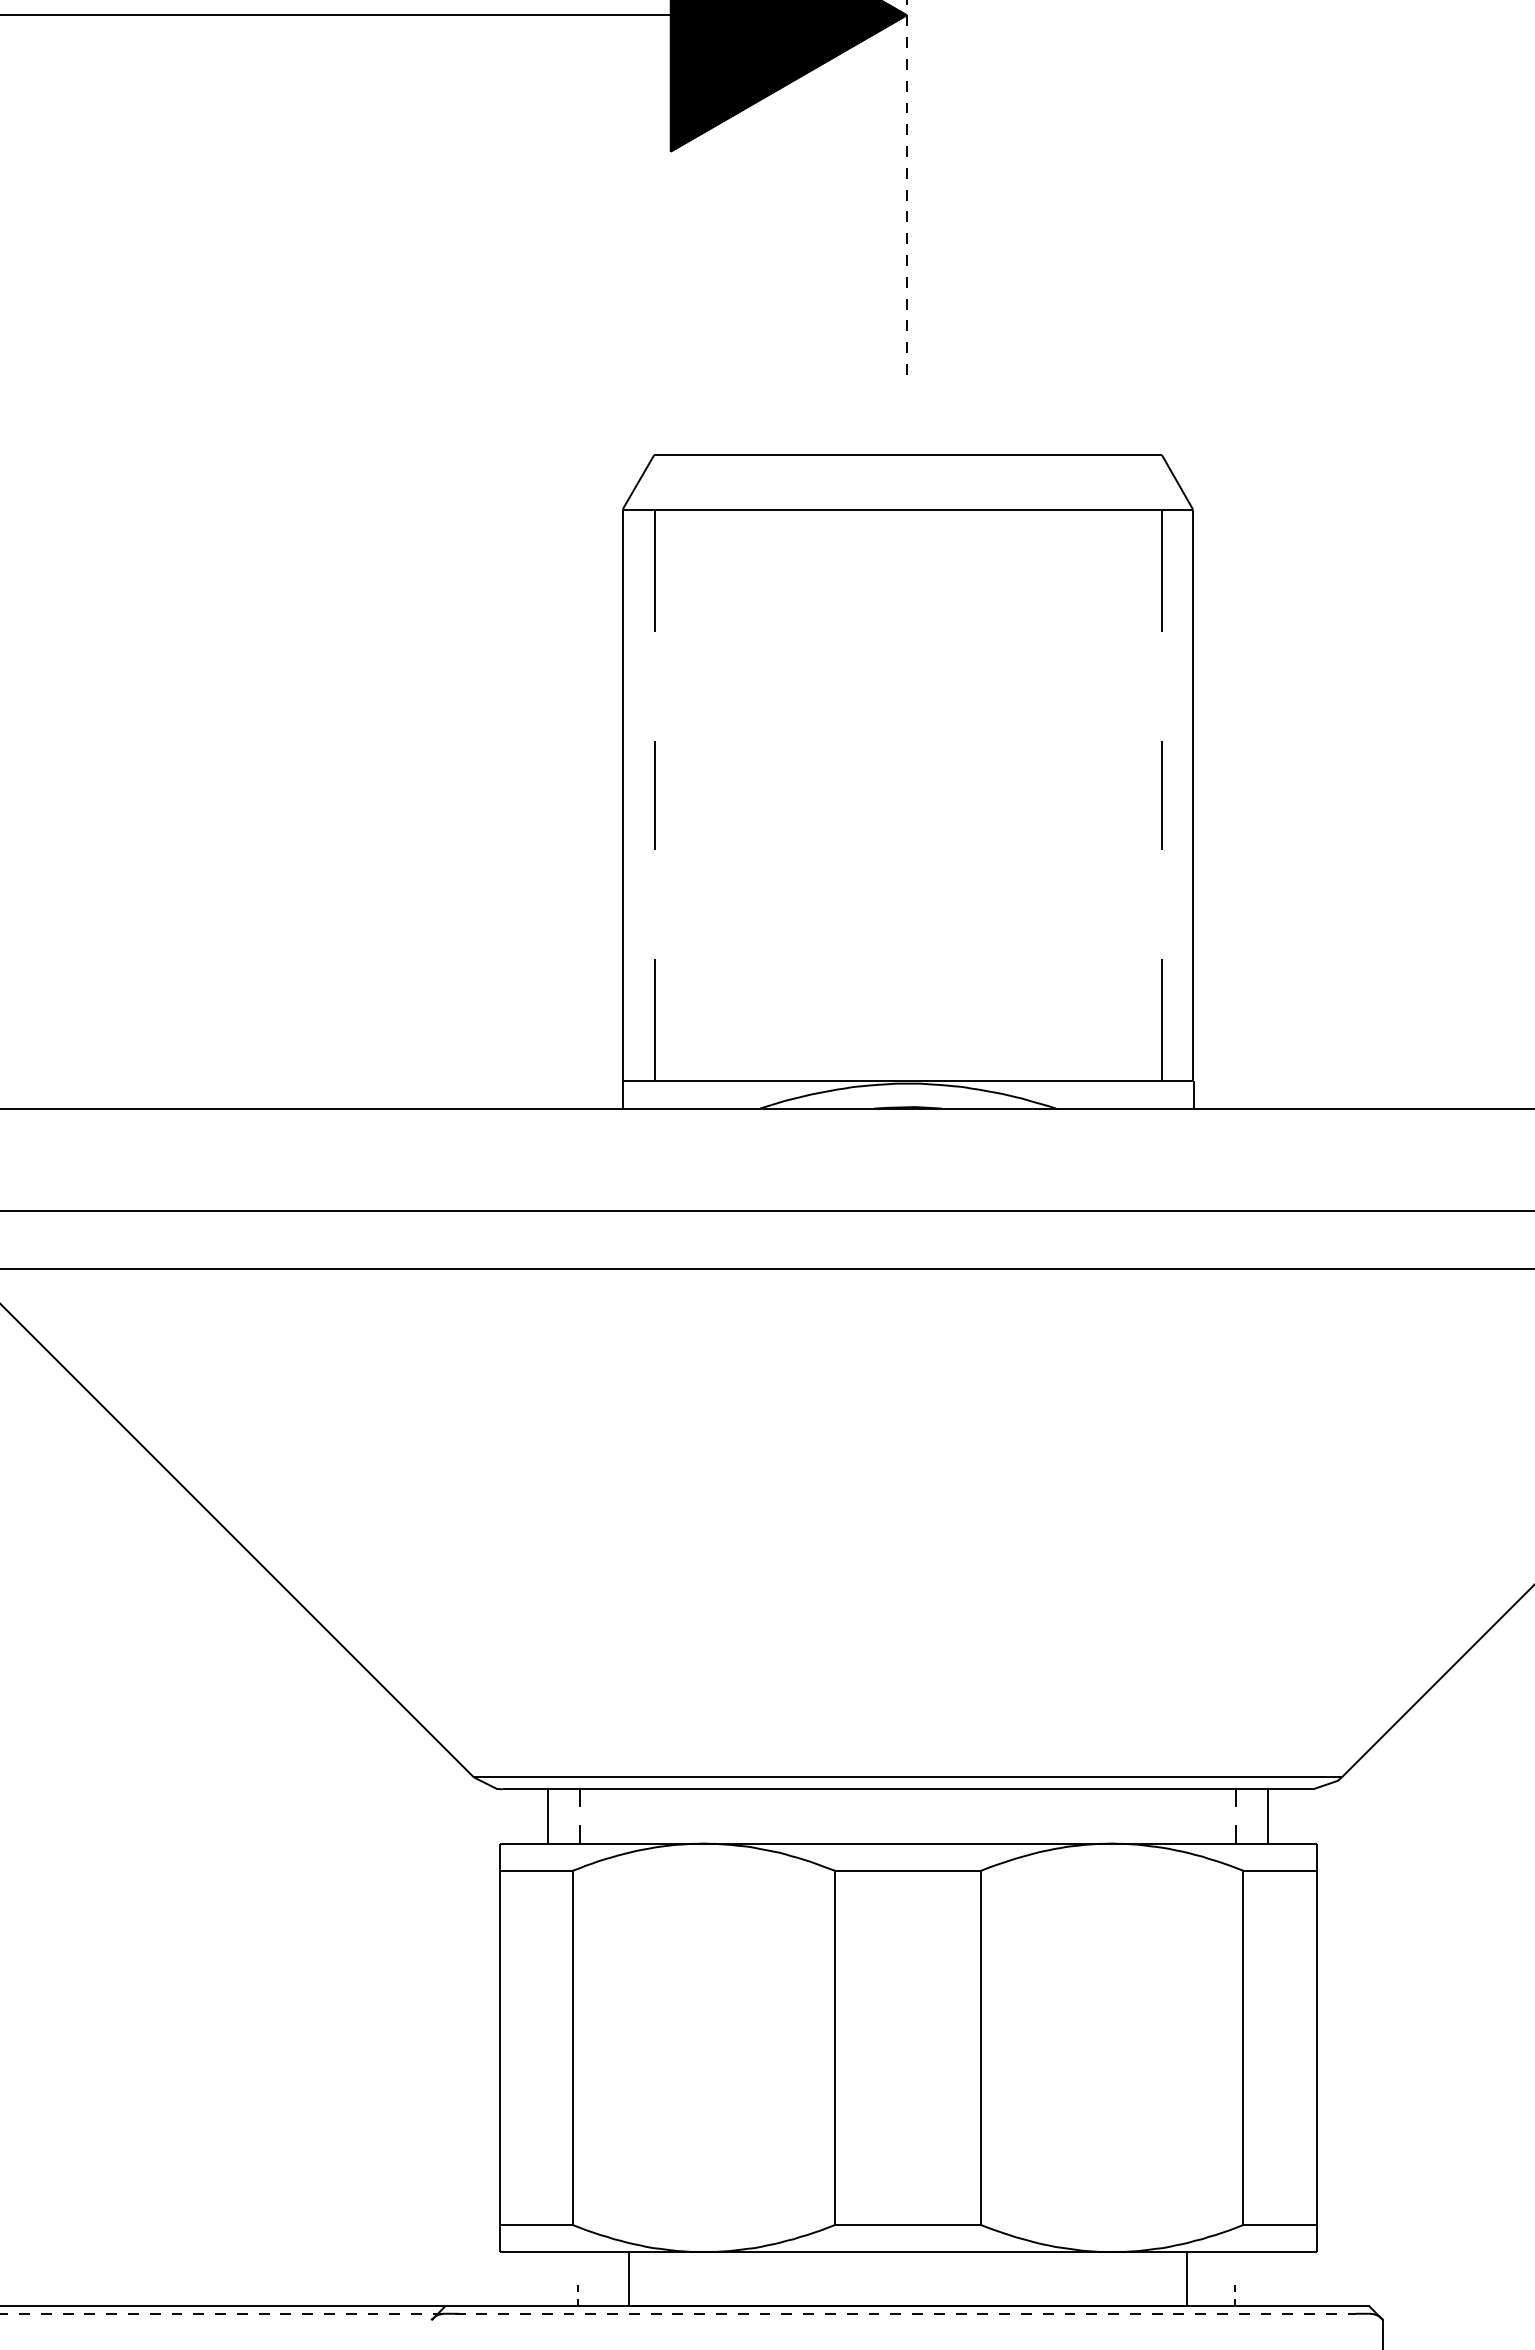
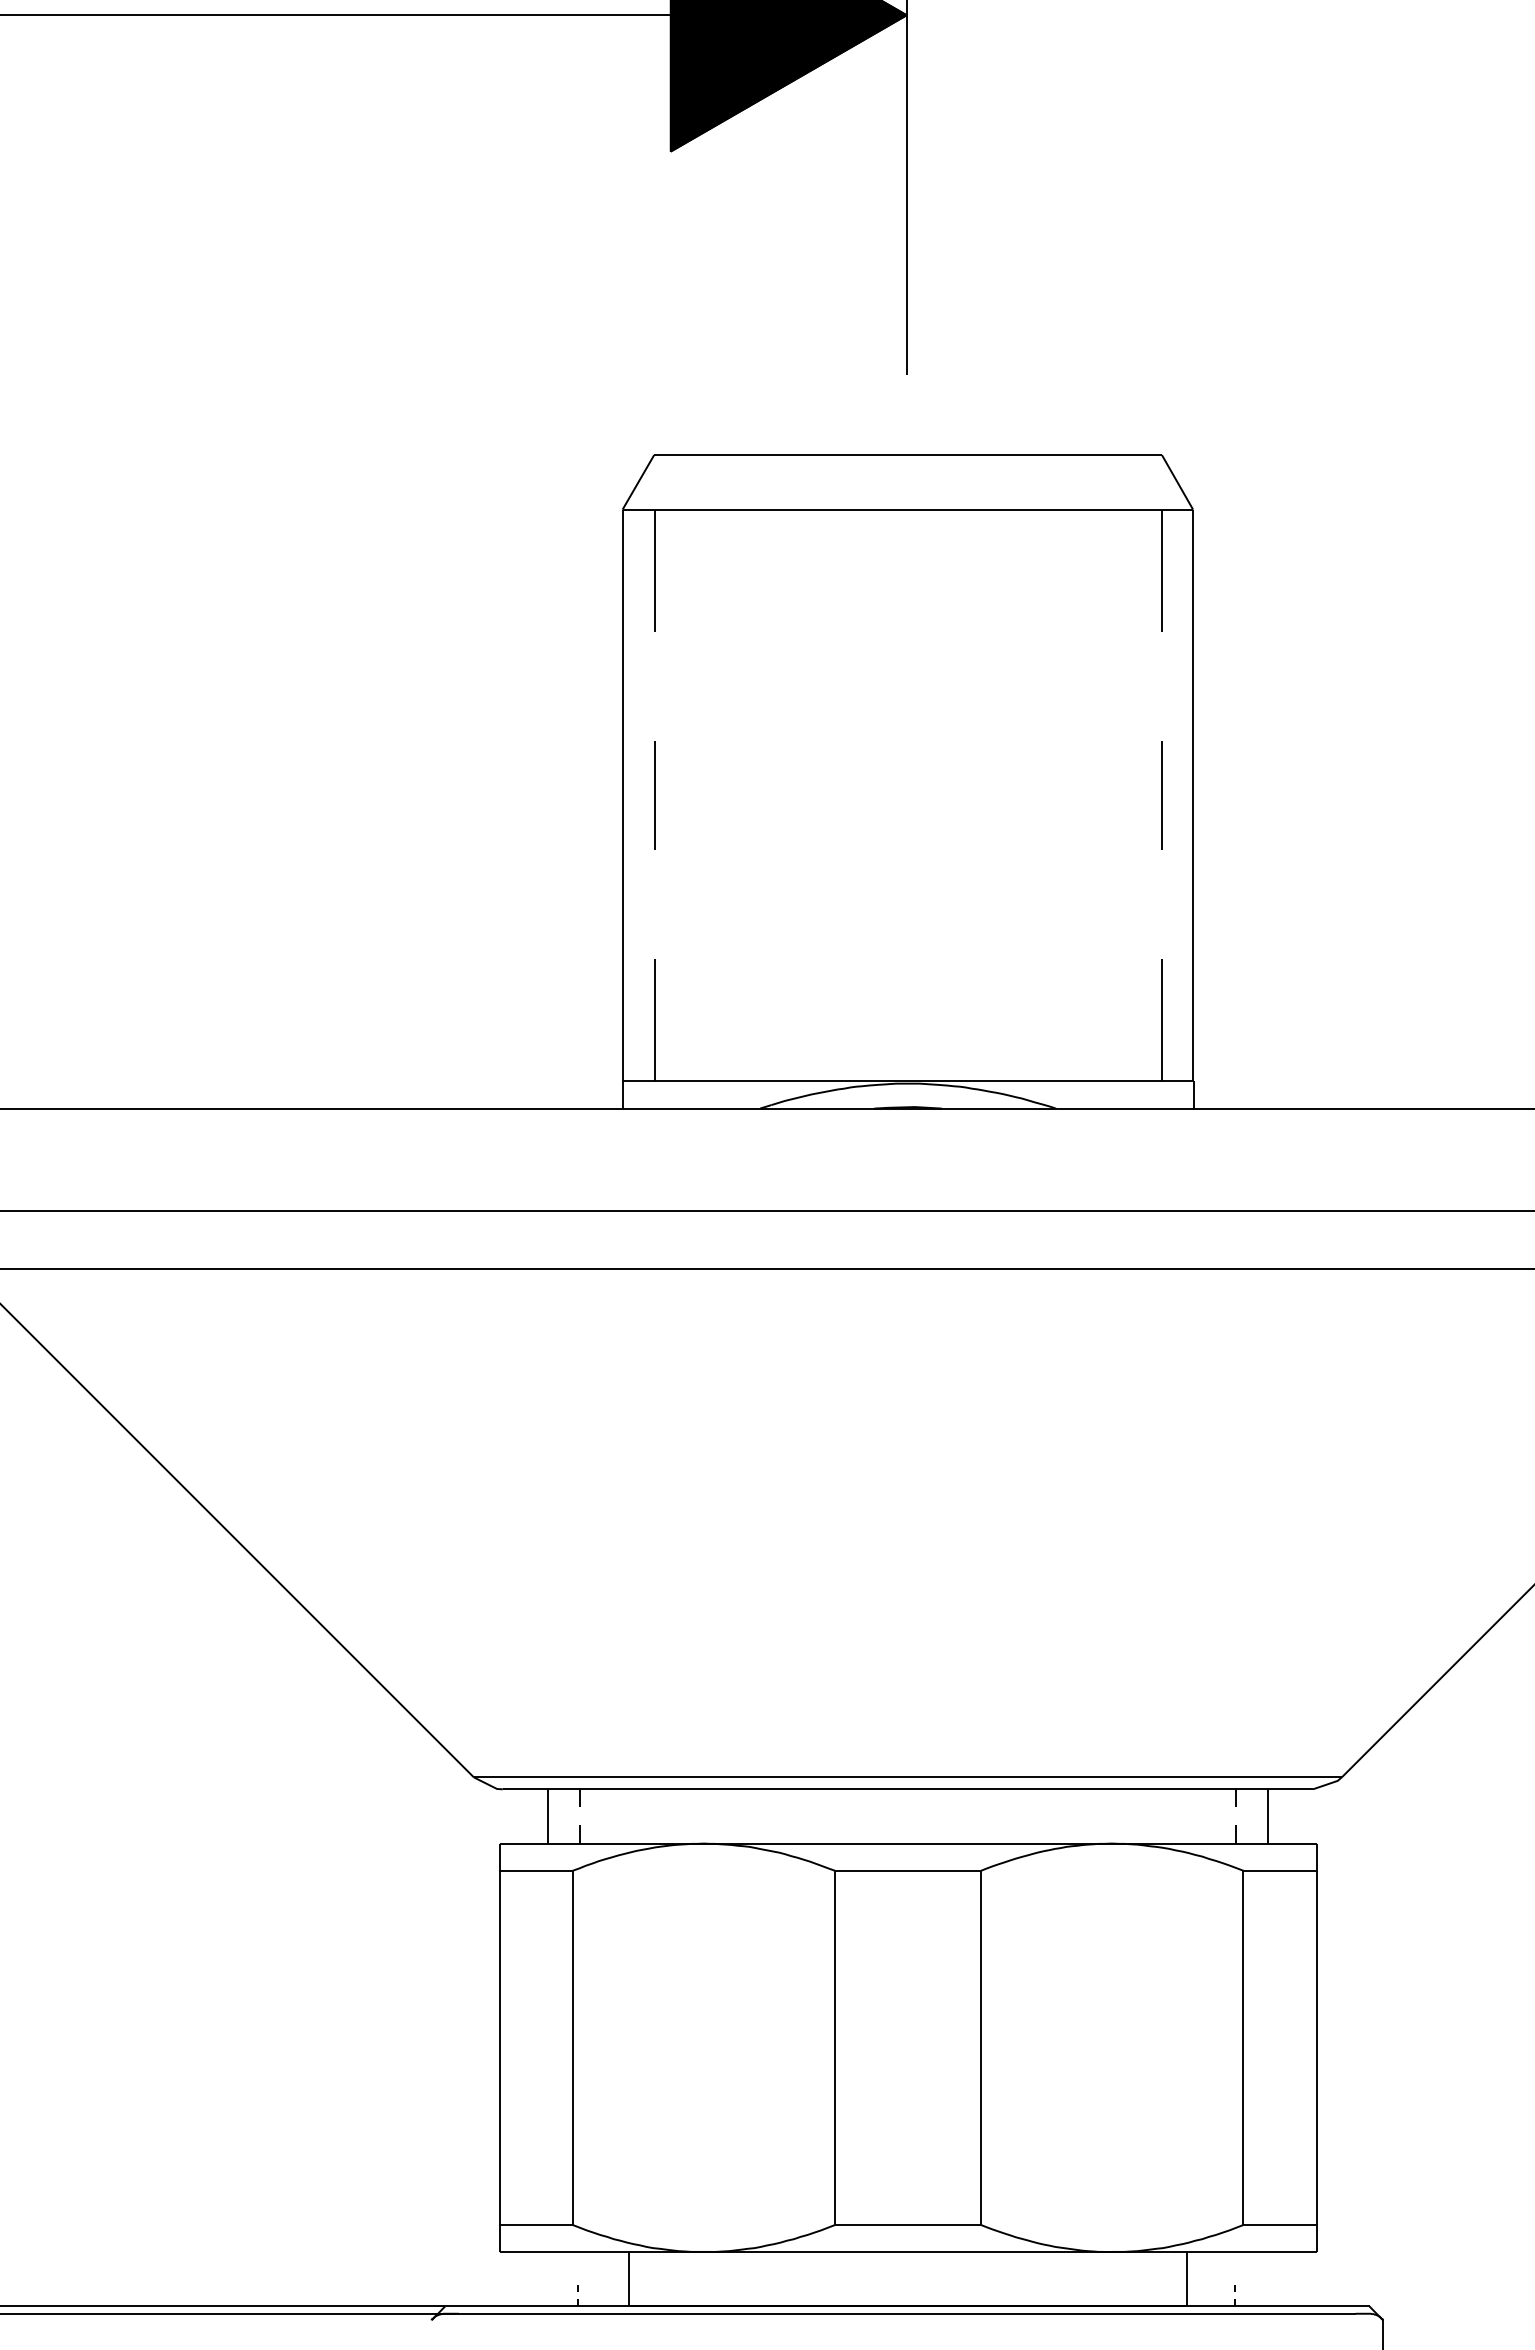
line: dashed -> solid (906, 187)
line: dashed -> solid (678, 2313)
